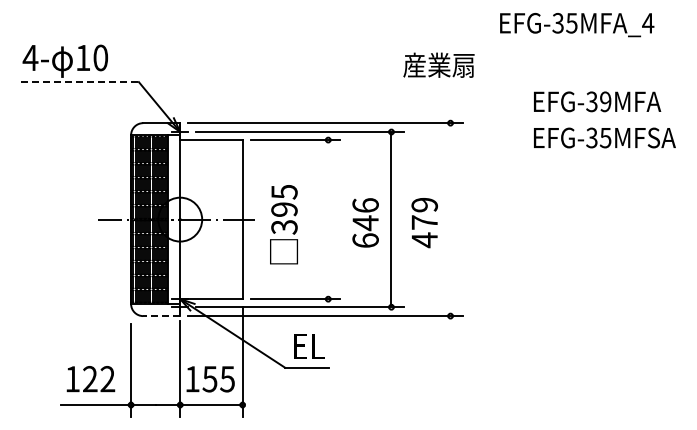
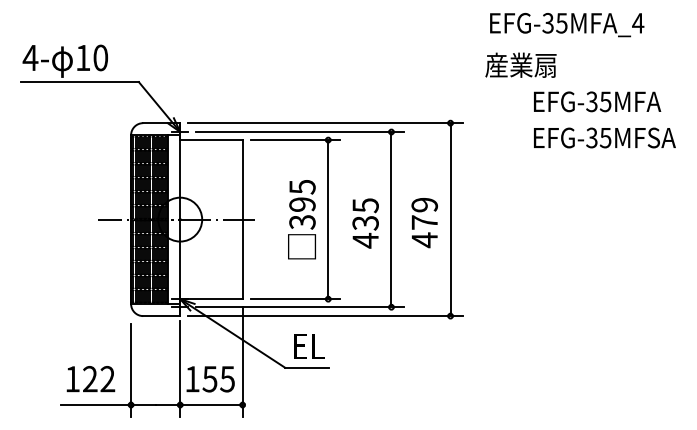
text position: (577, 25) -> (567, 25) (567, 25)
text position: (438, 64) -> (520, 64) (520, 64)
line: dashed -> solid (80, 82)
text: EFG-39MFA -> EFG-35MFA (605, 101)
line: none -> present (328, 219)
line: none -> present (450, 219)
text: 646 -> 435 (365, 223)
text position: (283, 224) -> (301, 219) (301, 219)
line: dashed -> solid (161, 316)
